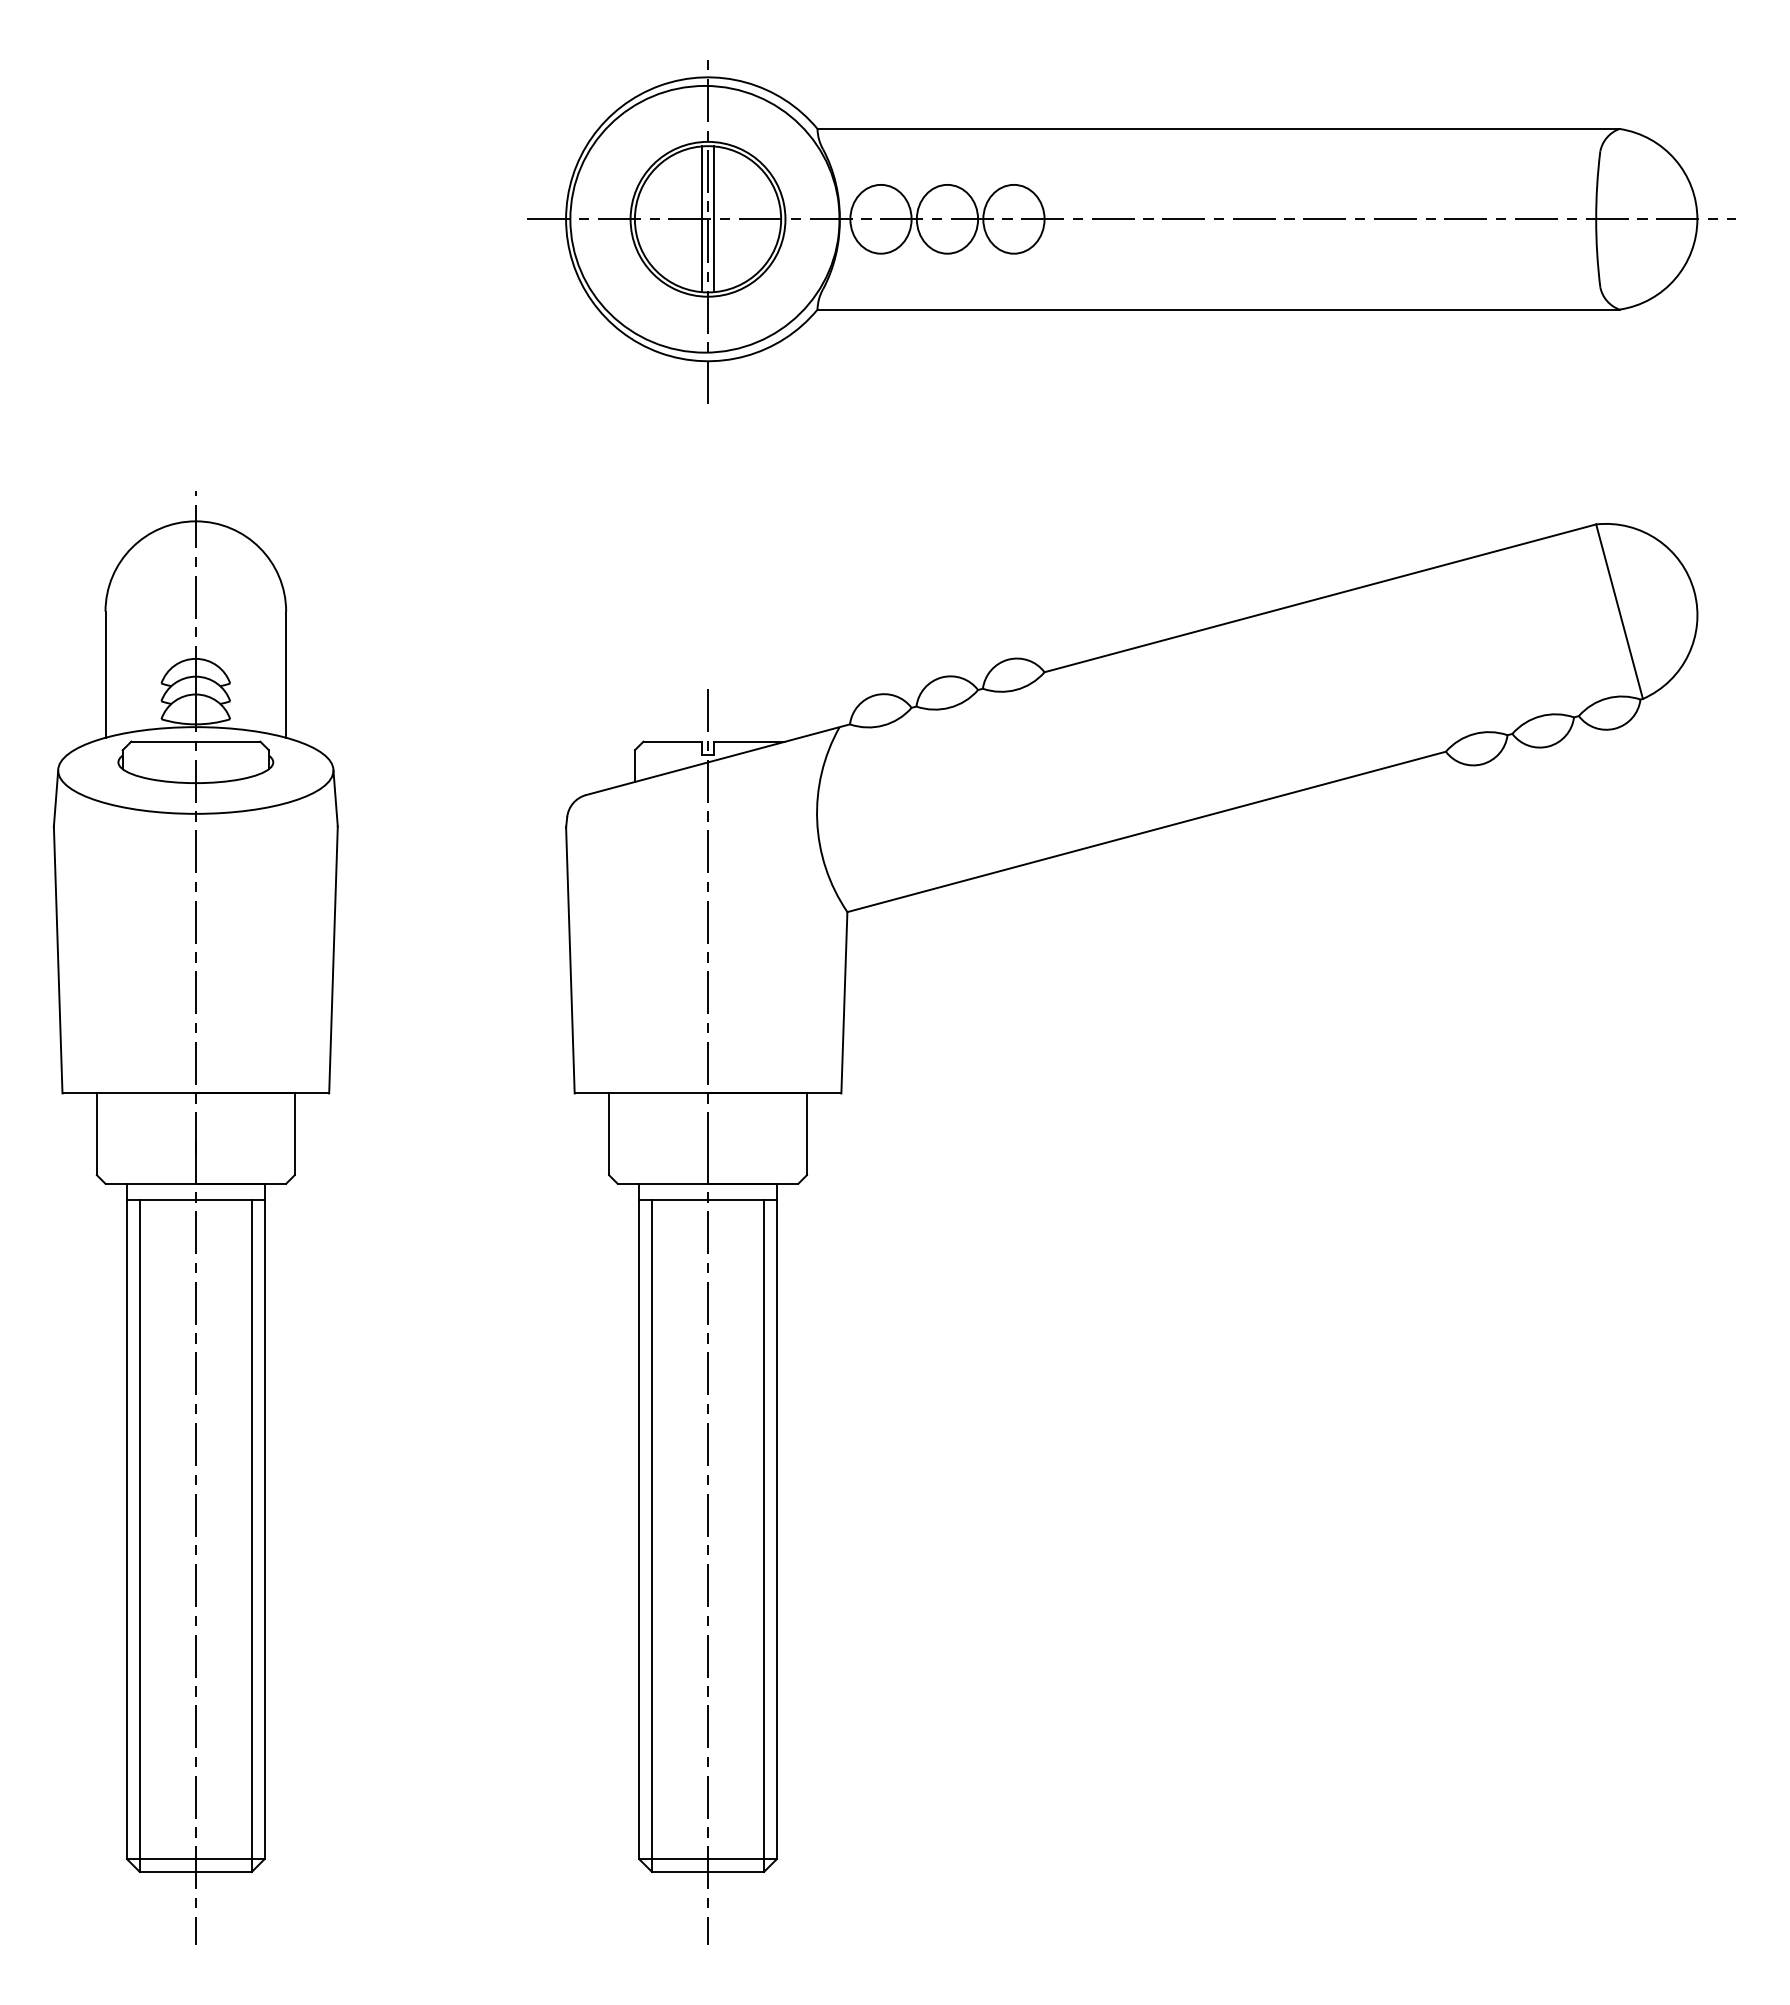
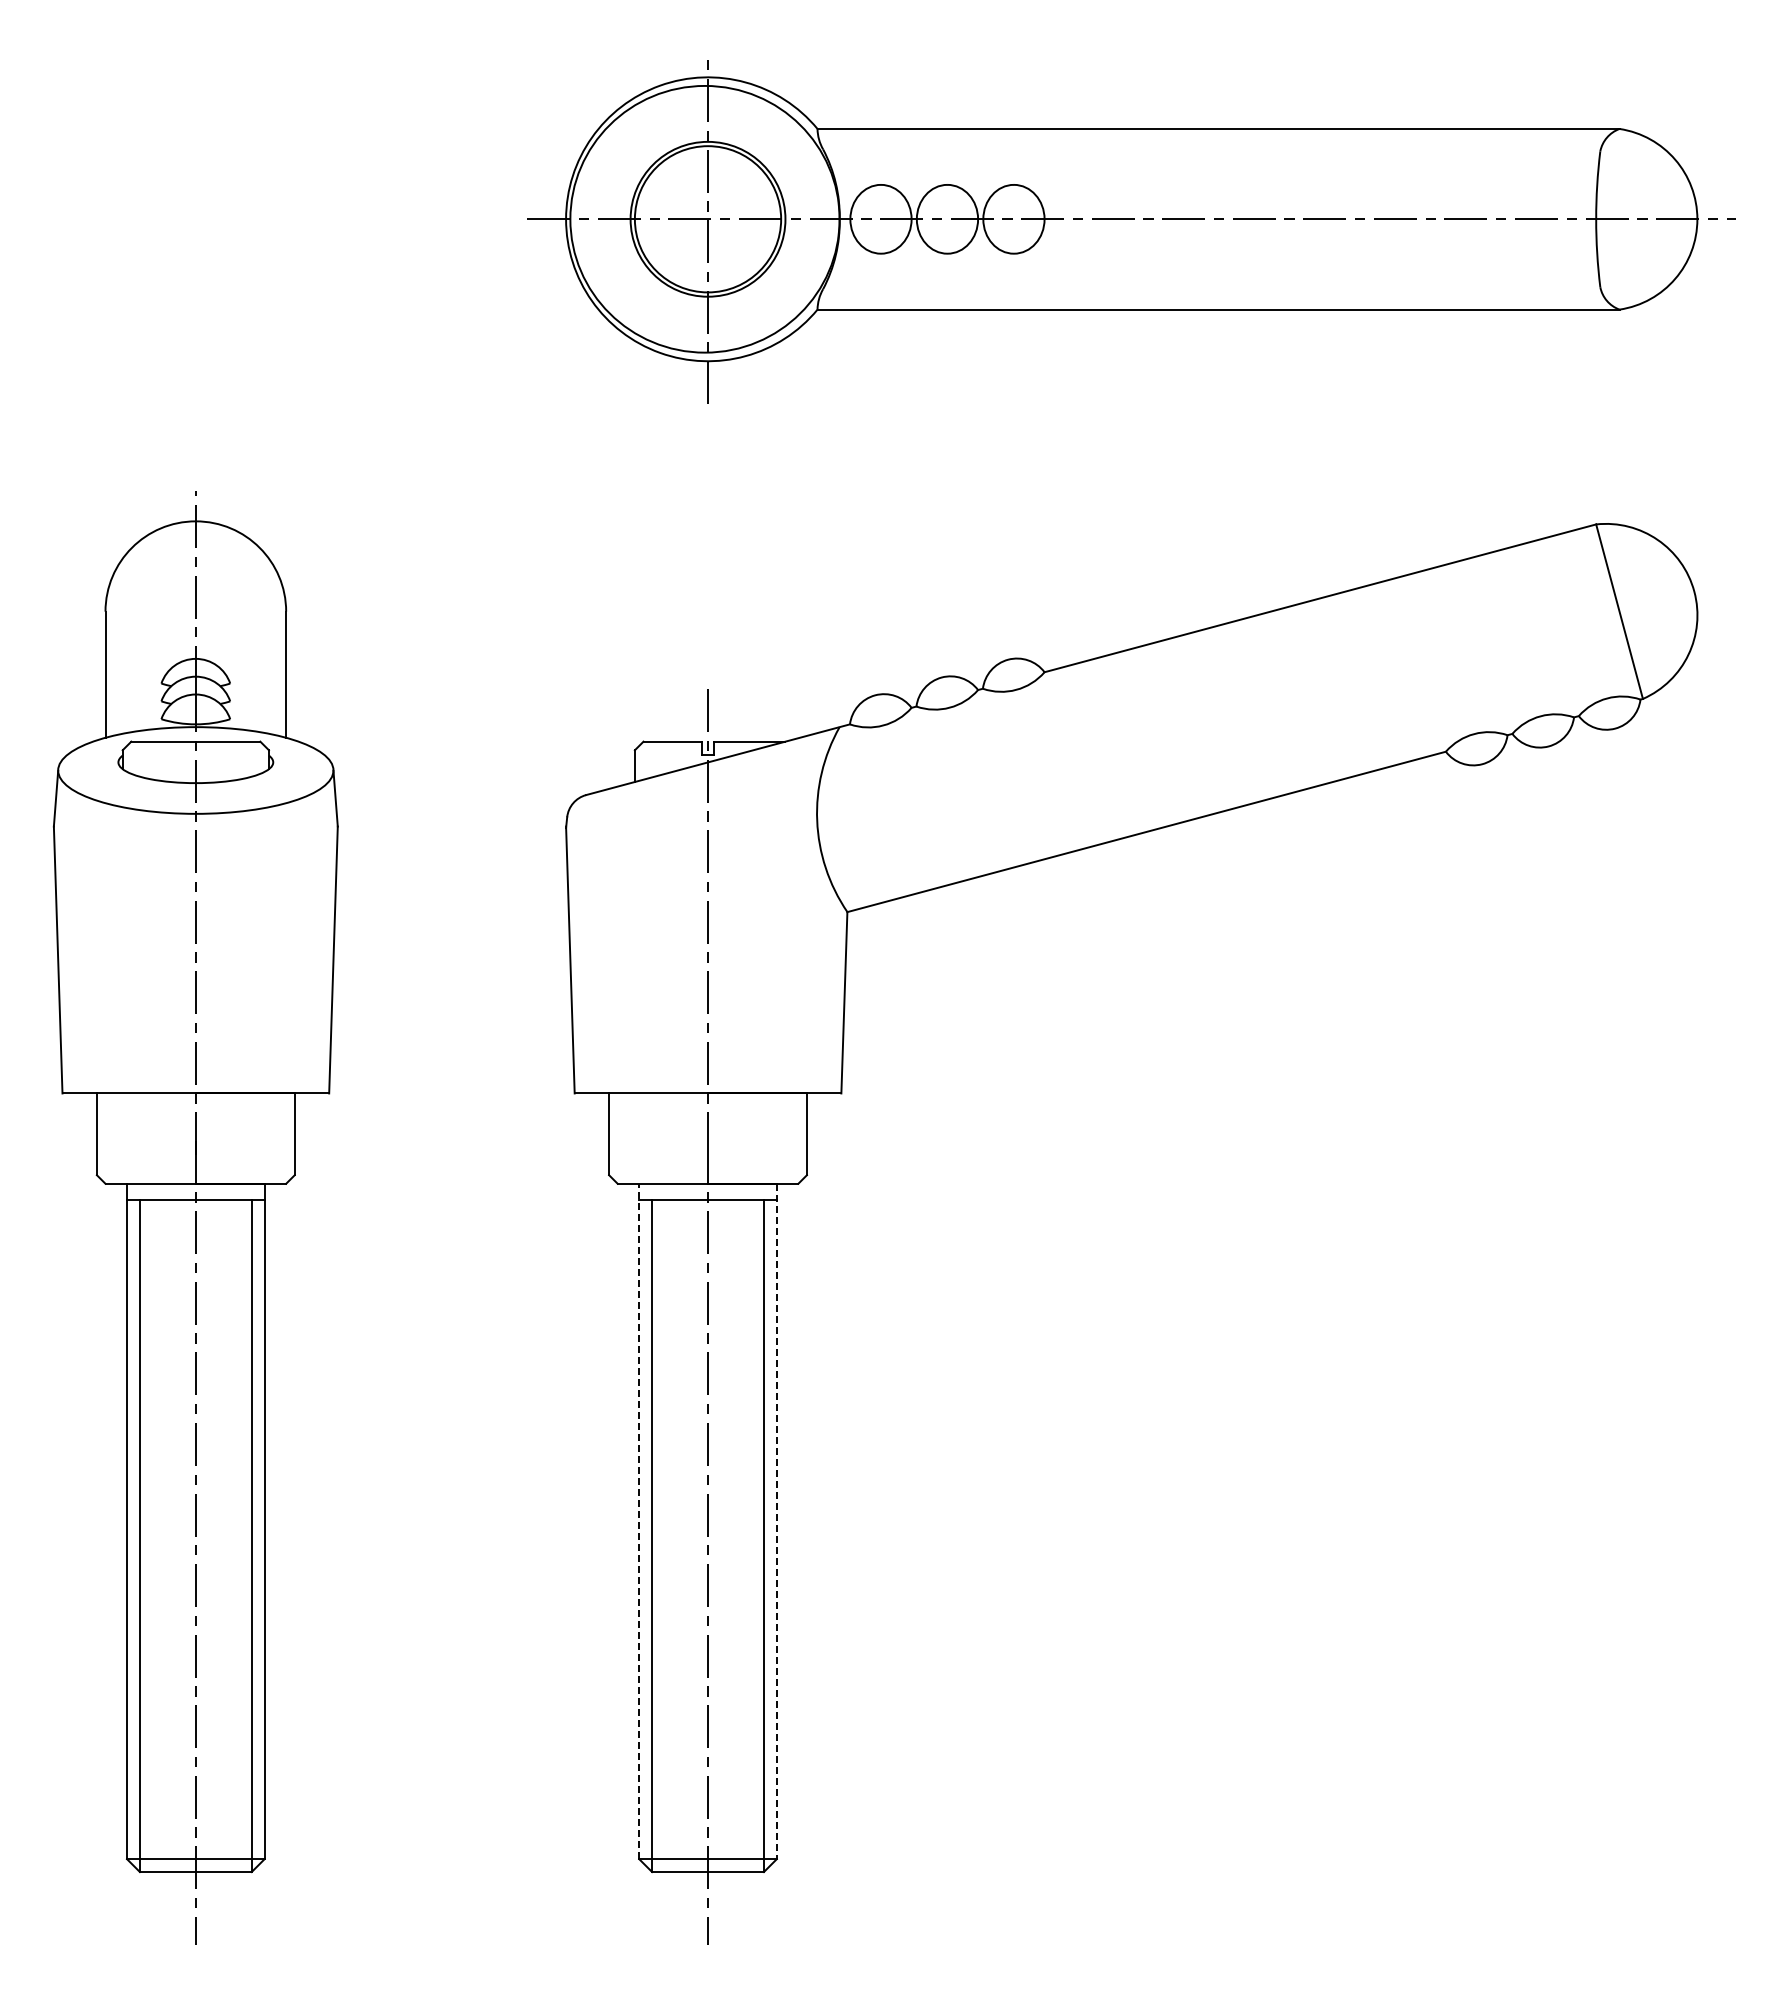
line: present -> none (701, 219)
line: present -> none (714, 219)
line: solid -> dashed (639, 1521)
line: solid -> dashed (776, 1521)
